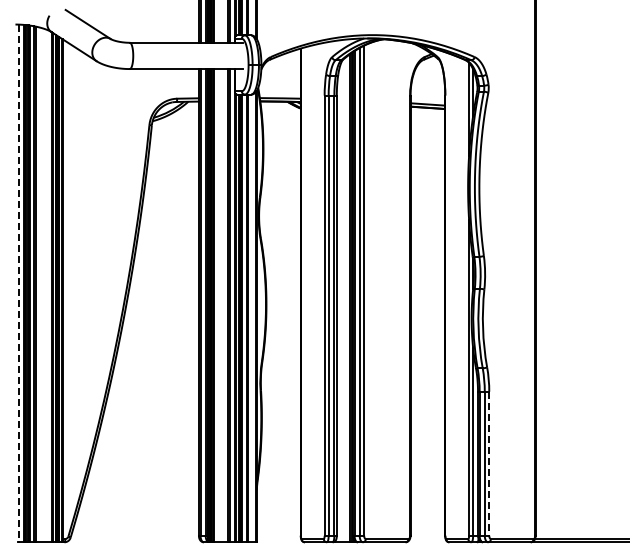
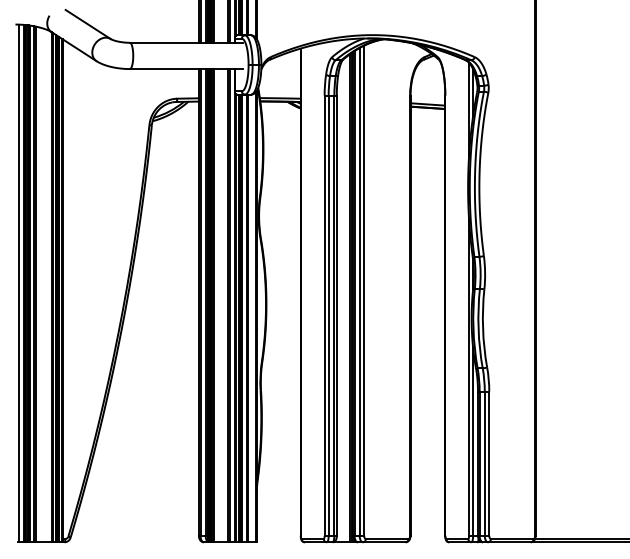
line: dashed -> solid (19, 283)
line: dashed -> solid (489, 463)
